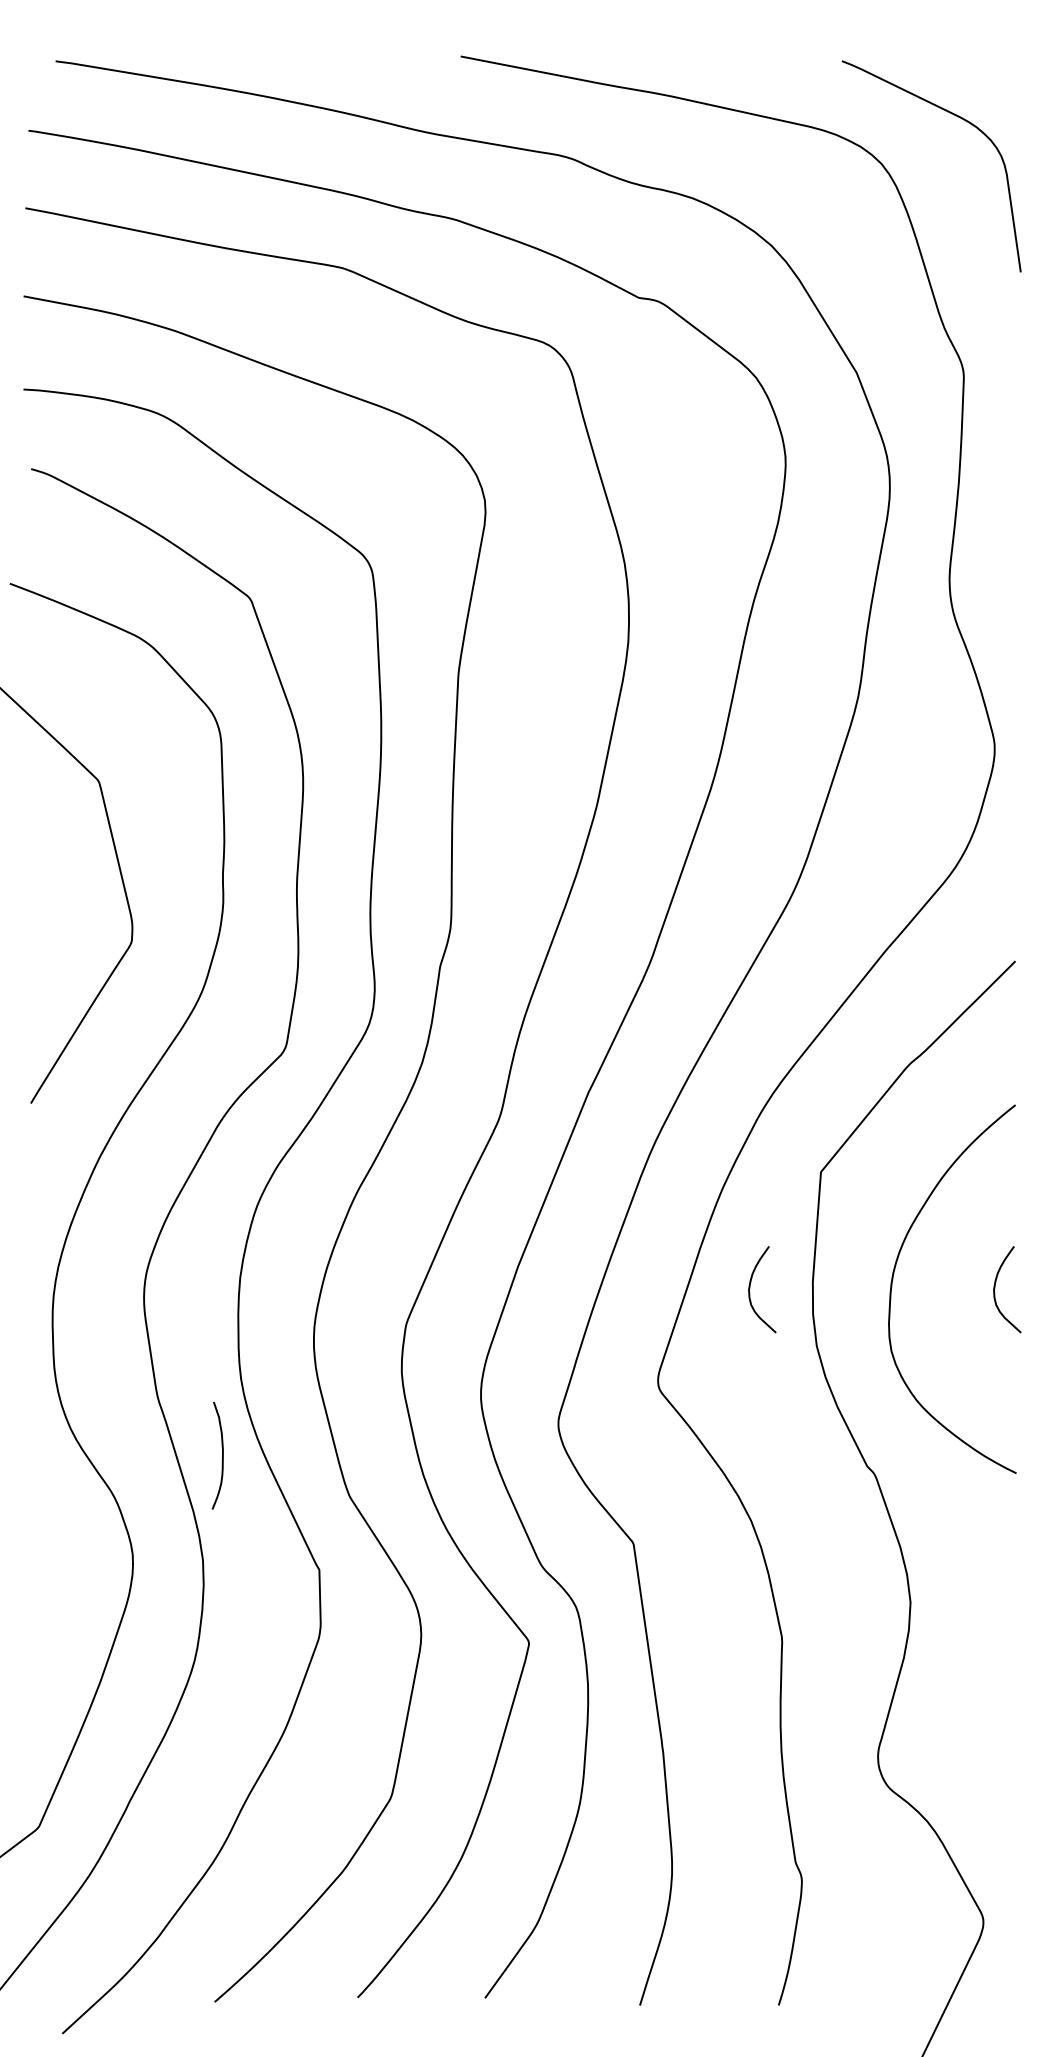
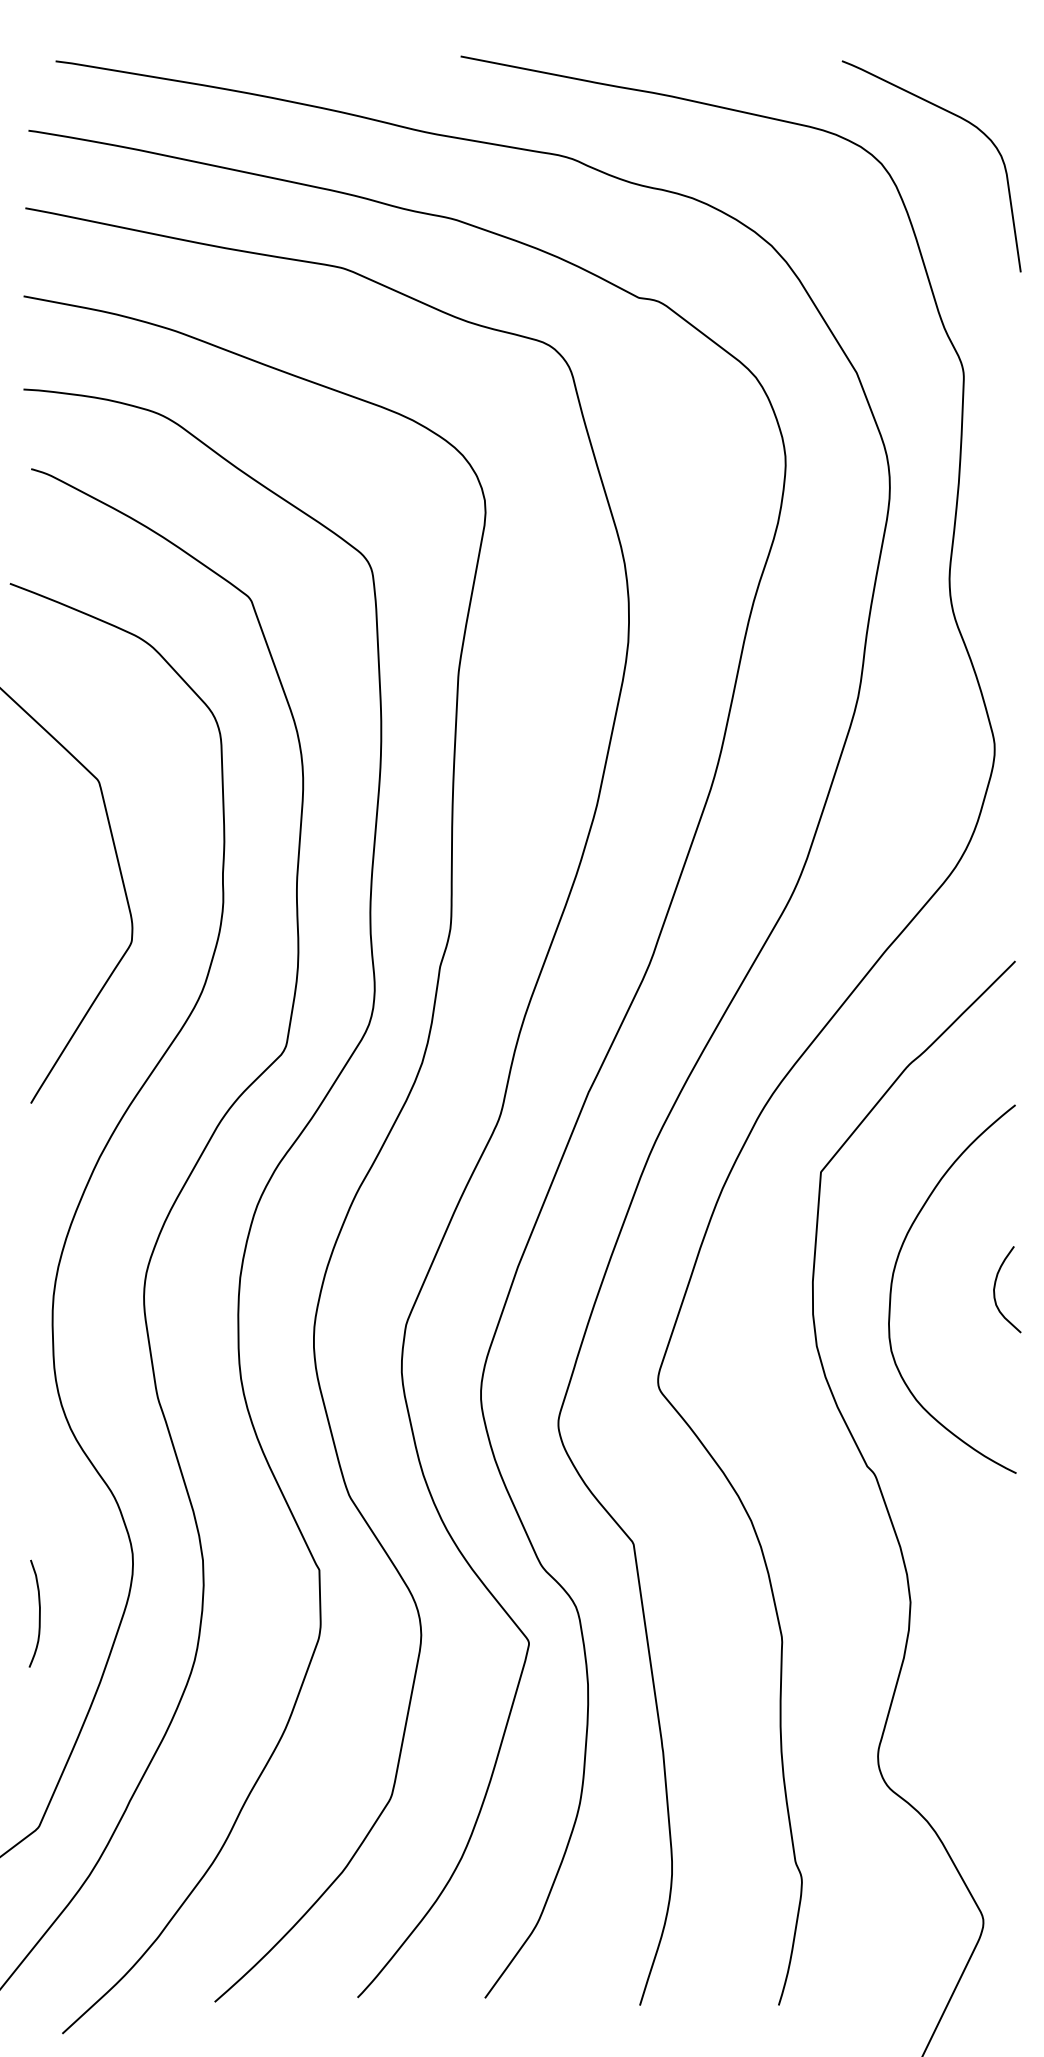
curve: present -> none (750, 1288)
curve position: (222, 1455) -> (39, 1613) (39, 1613)
